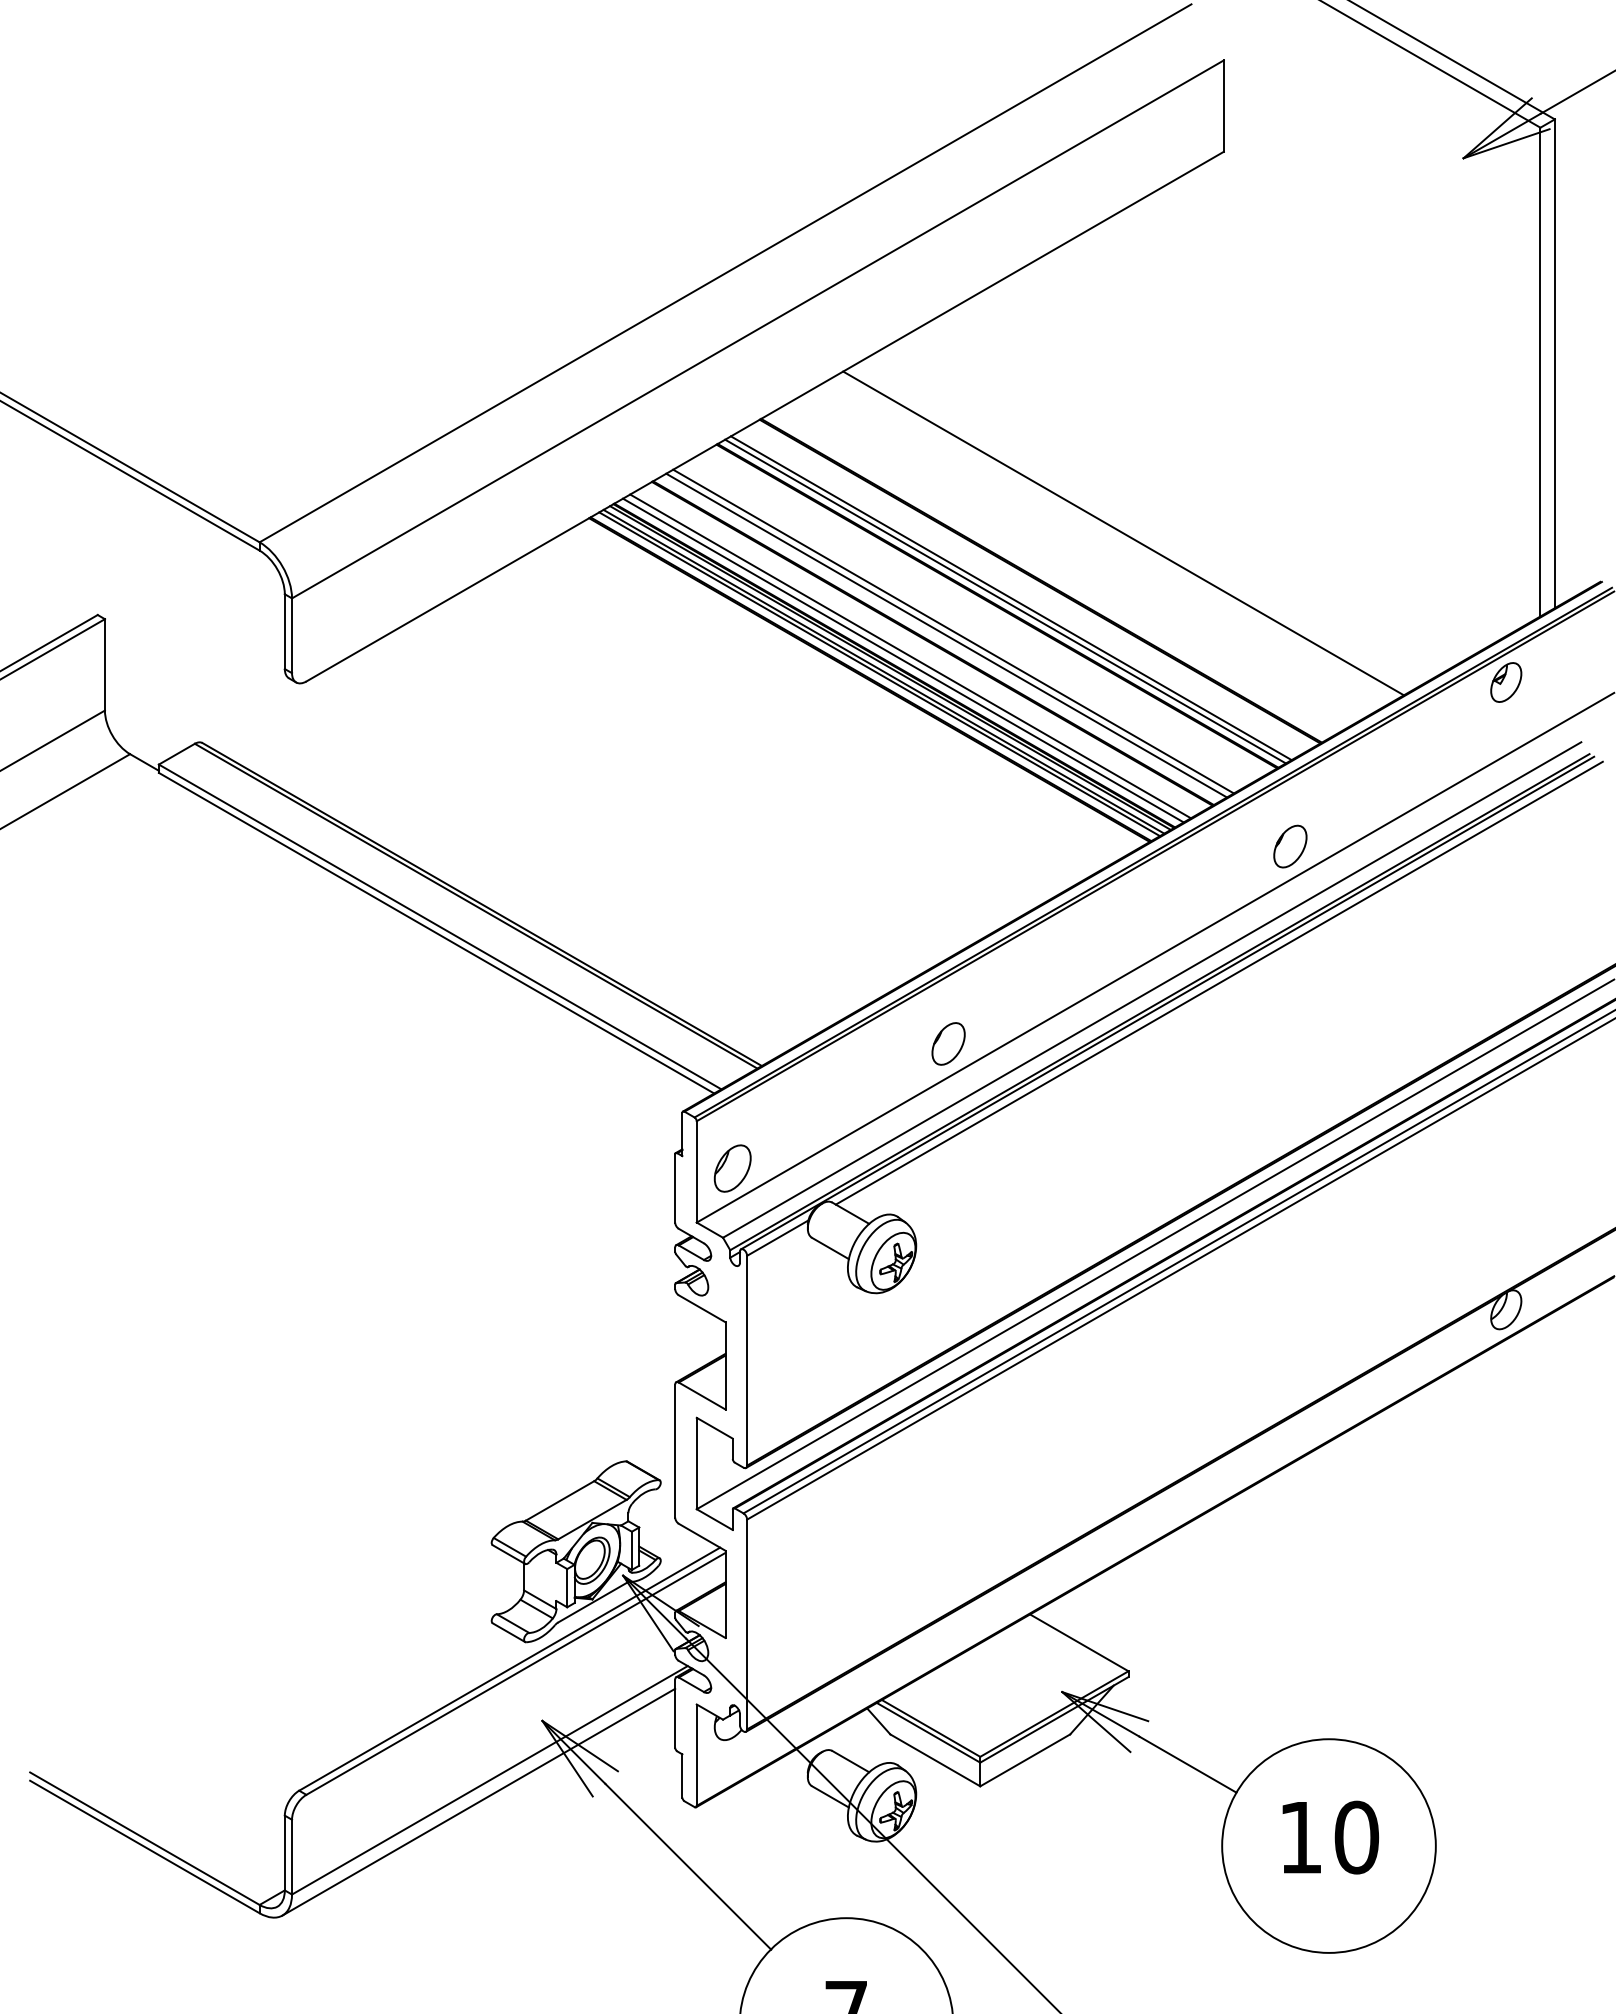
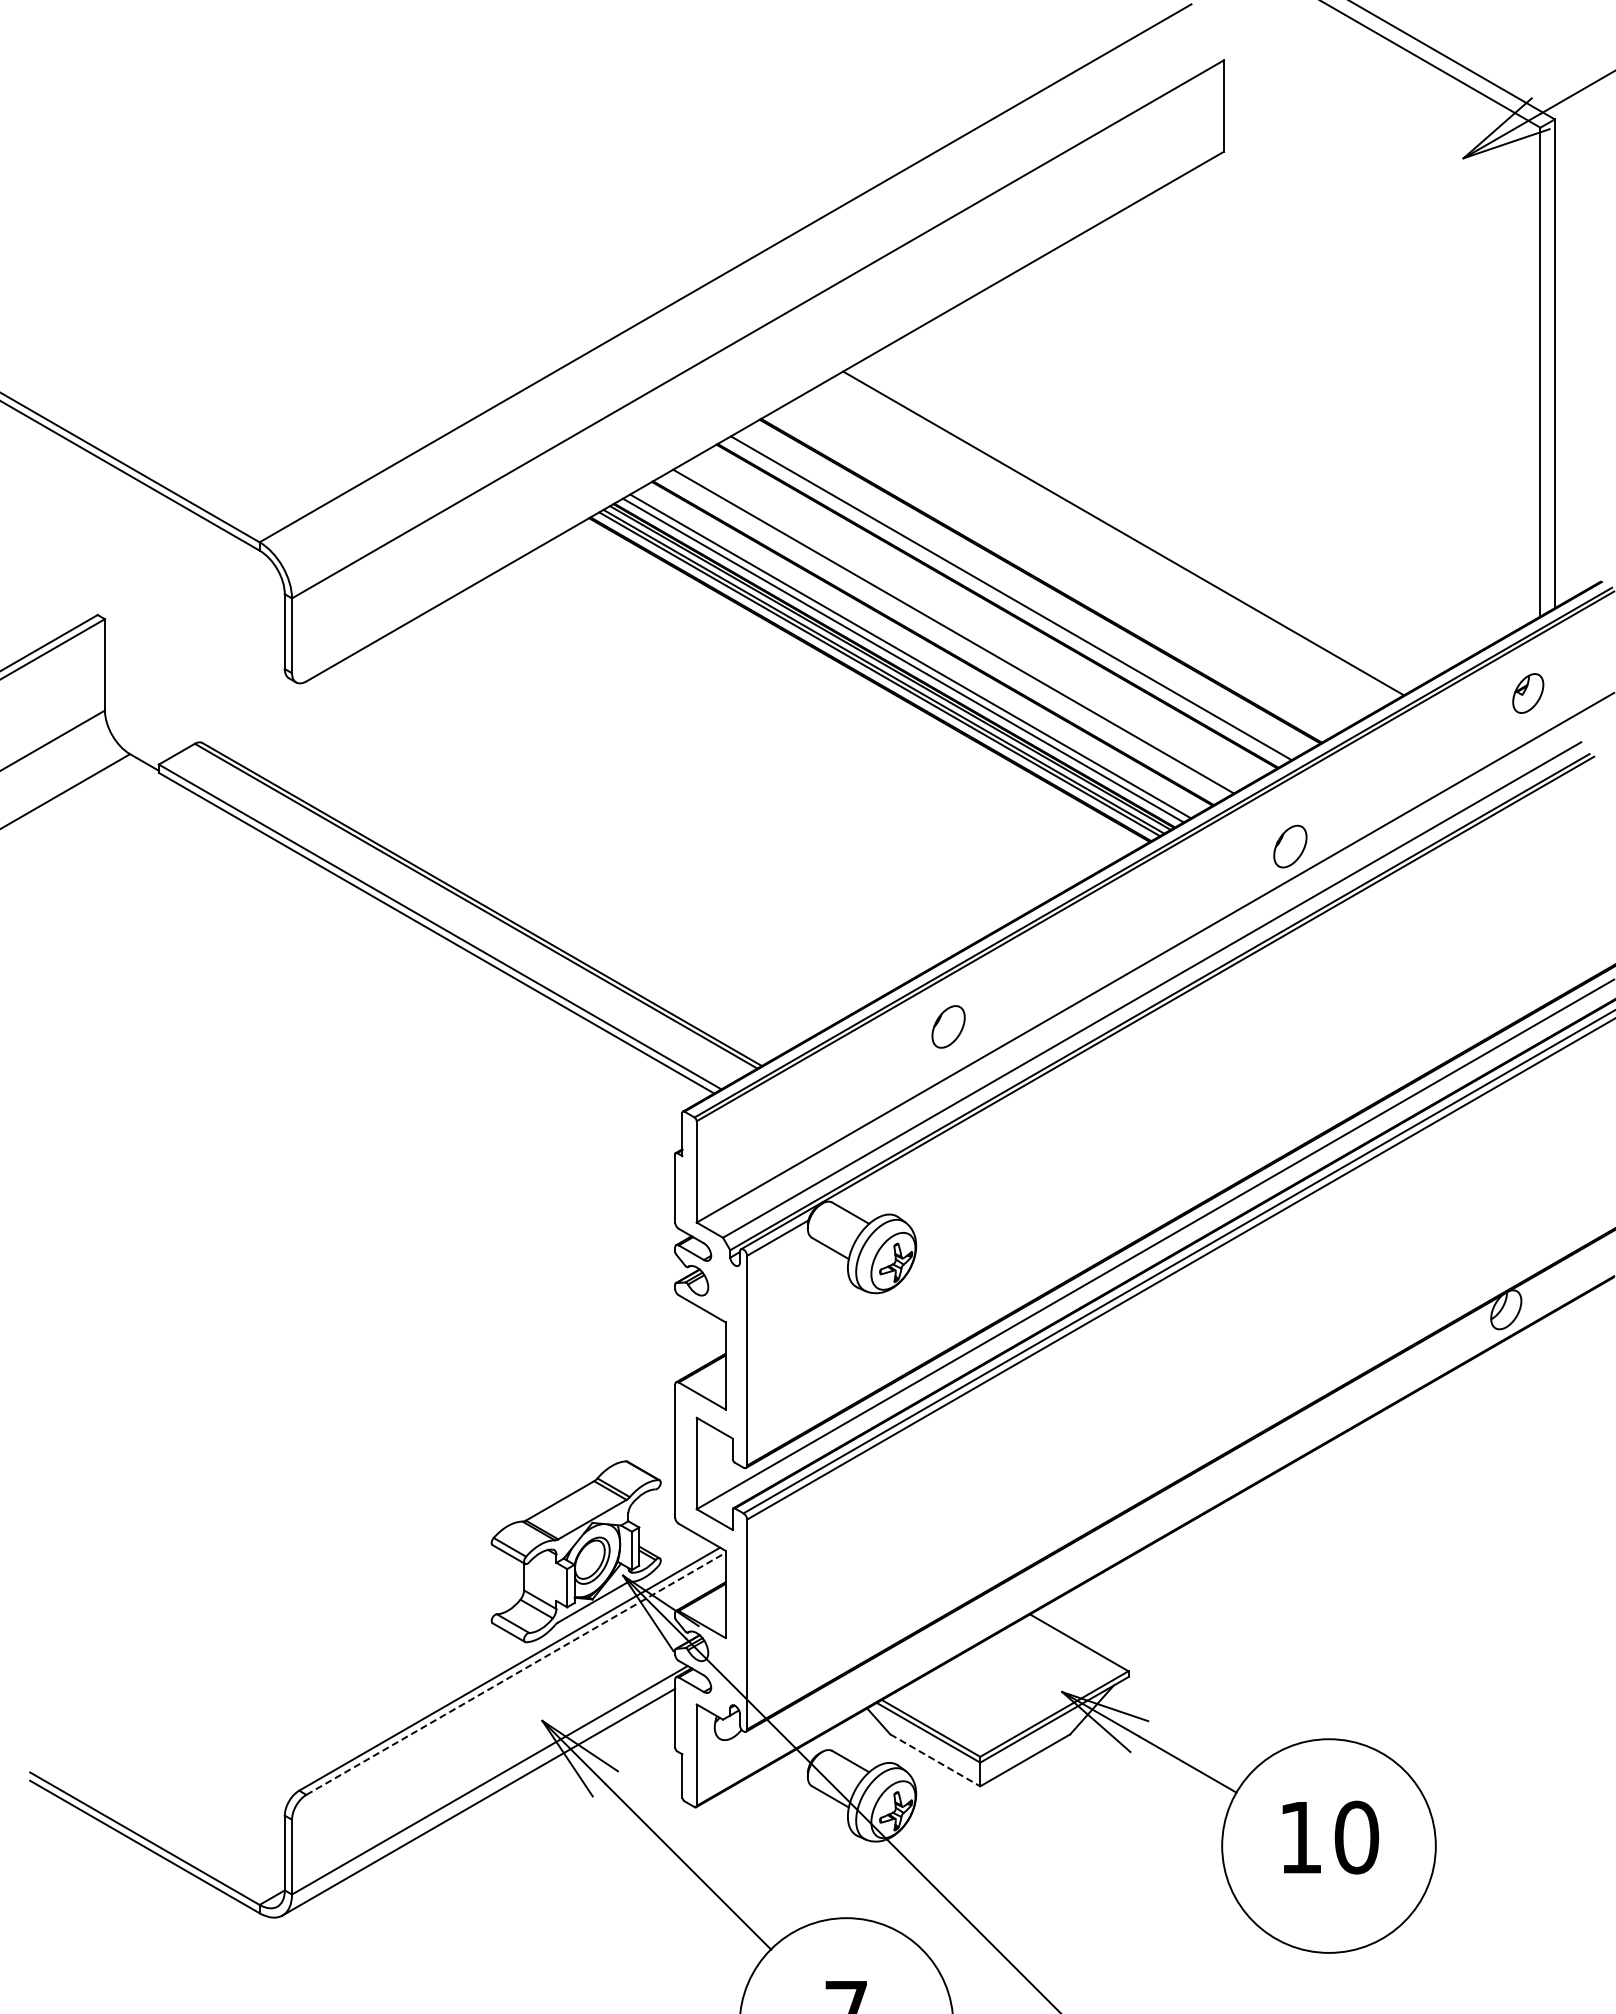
line: present -> none (1005, 601)
line: present -> none (946, 635)
part position: (1506, 682) -> (1528, 693) (1528, 693)
line: present -> none (1218, 982)
part position: (948, 1043) -> (948, 1026) (948, 1026)
part: present -> none (732, 1168)
line: solid -> dashed (515, 1673)
line: solid -> dashed (935, 1760)
